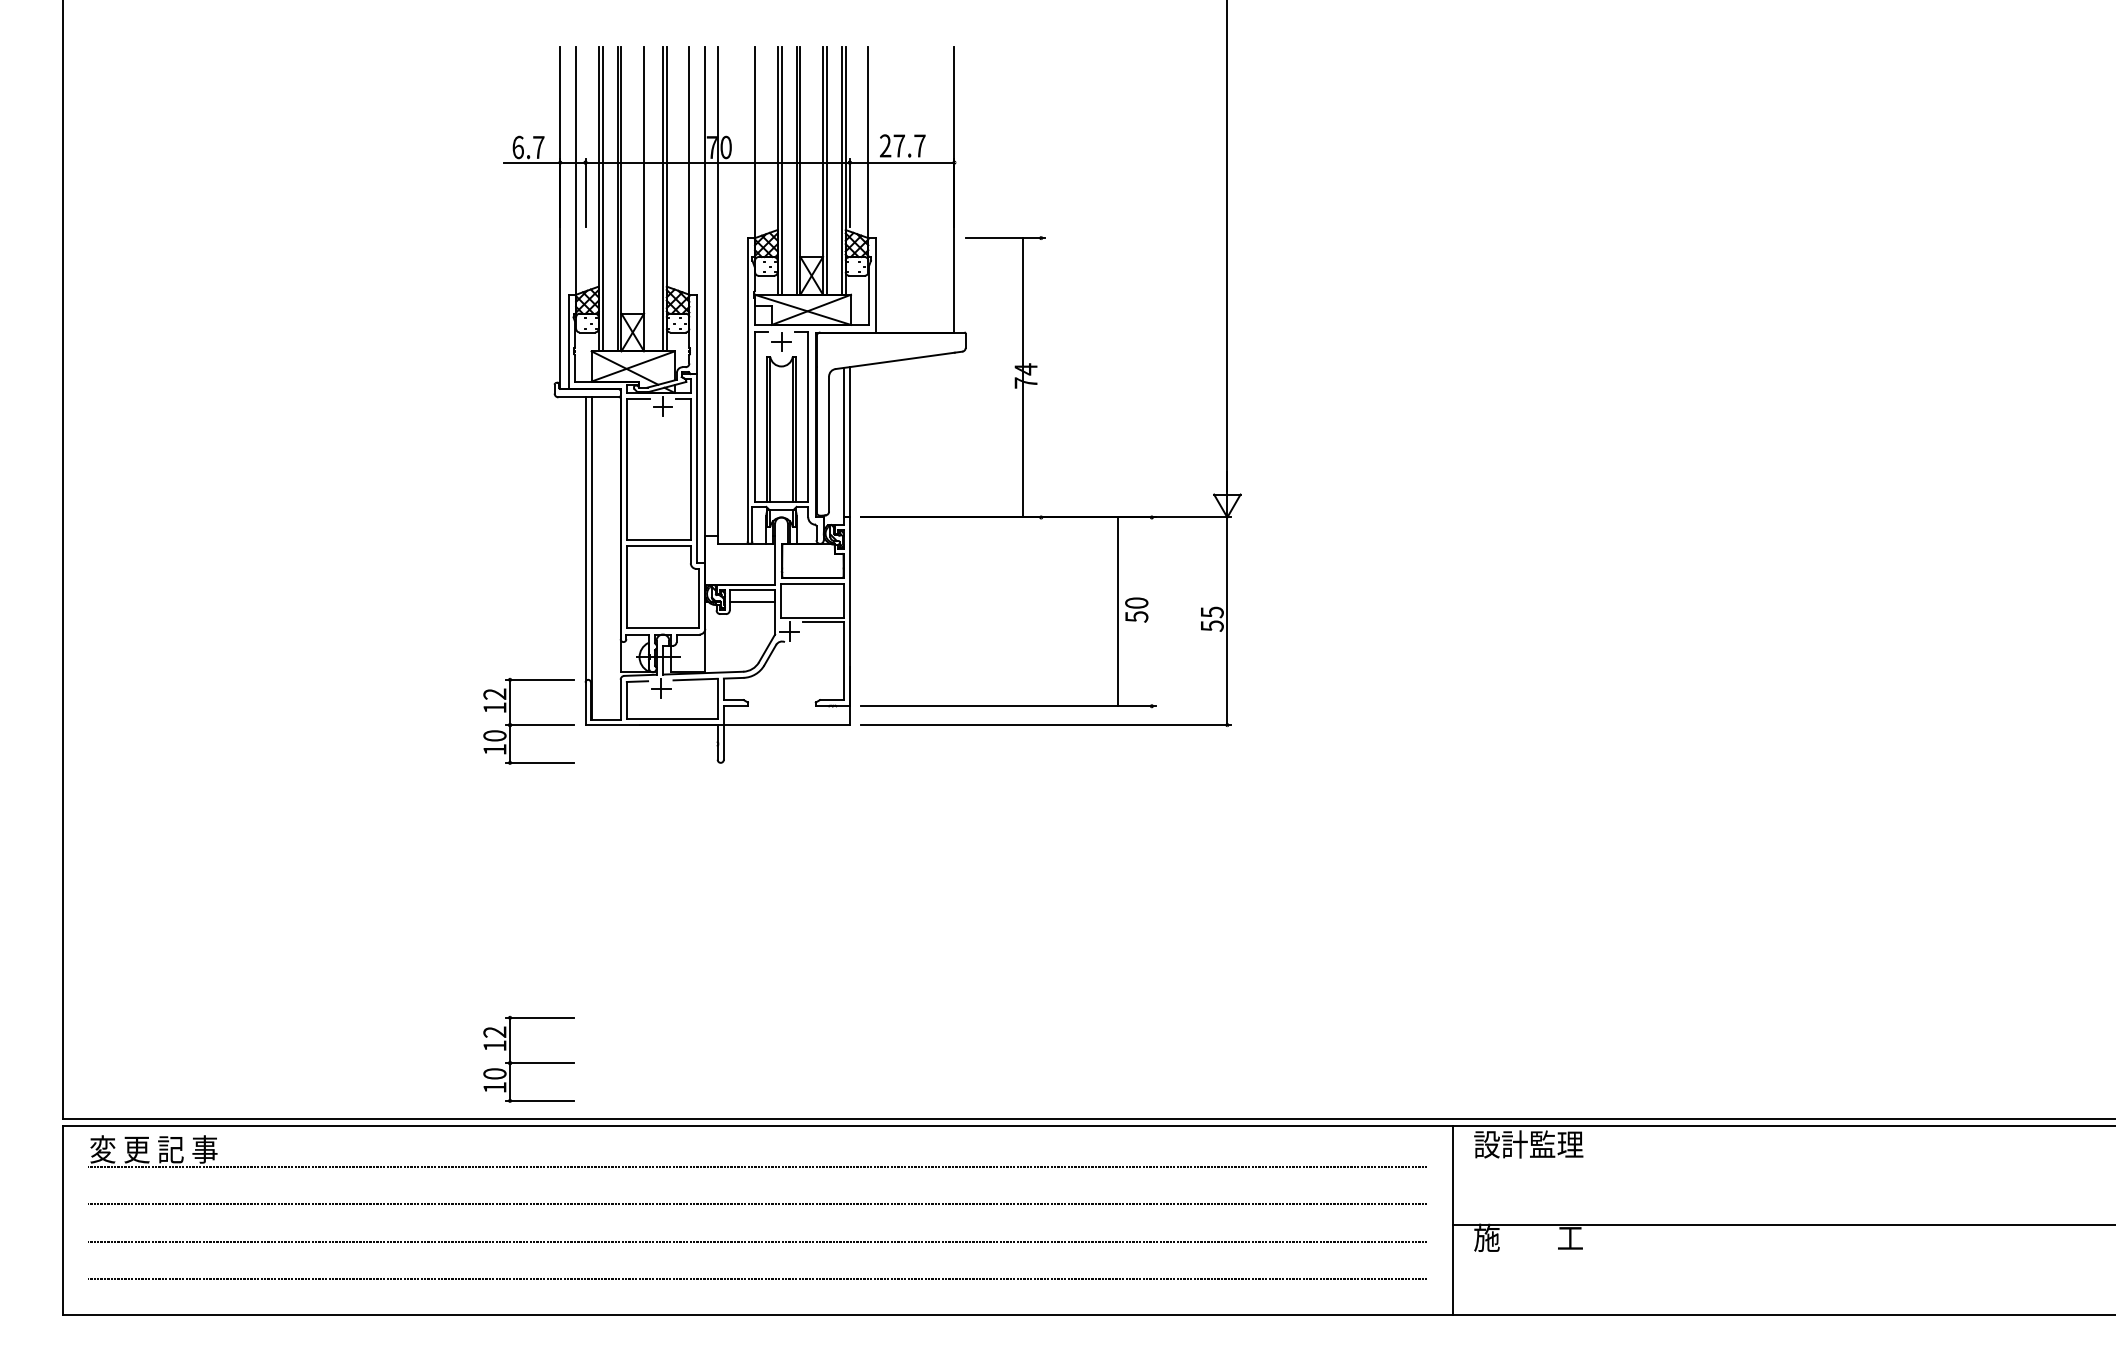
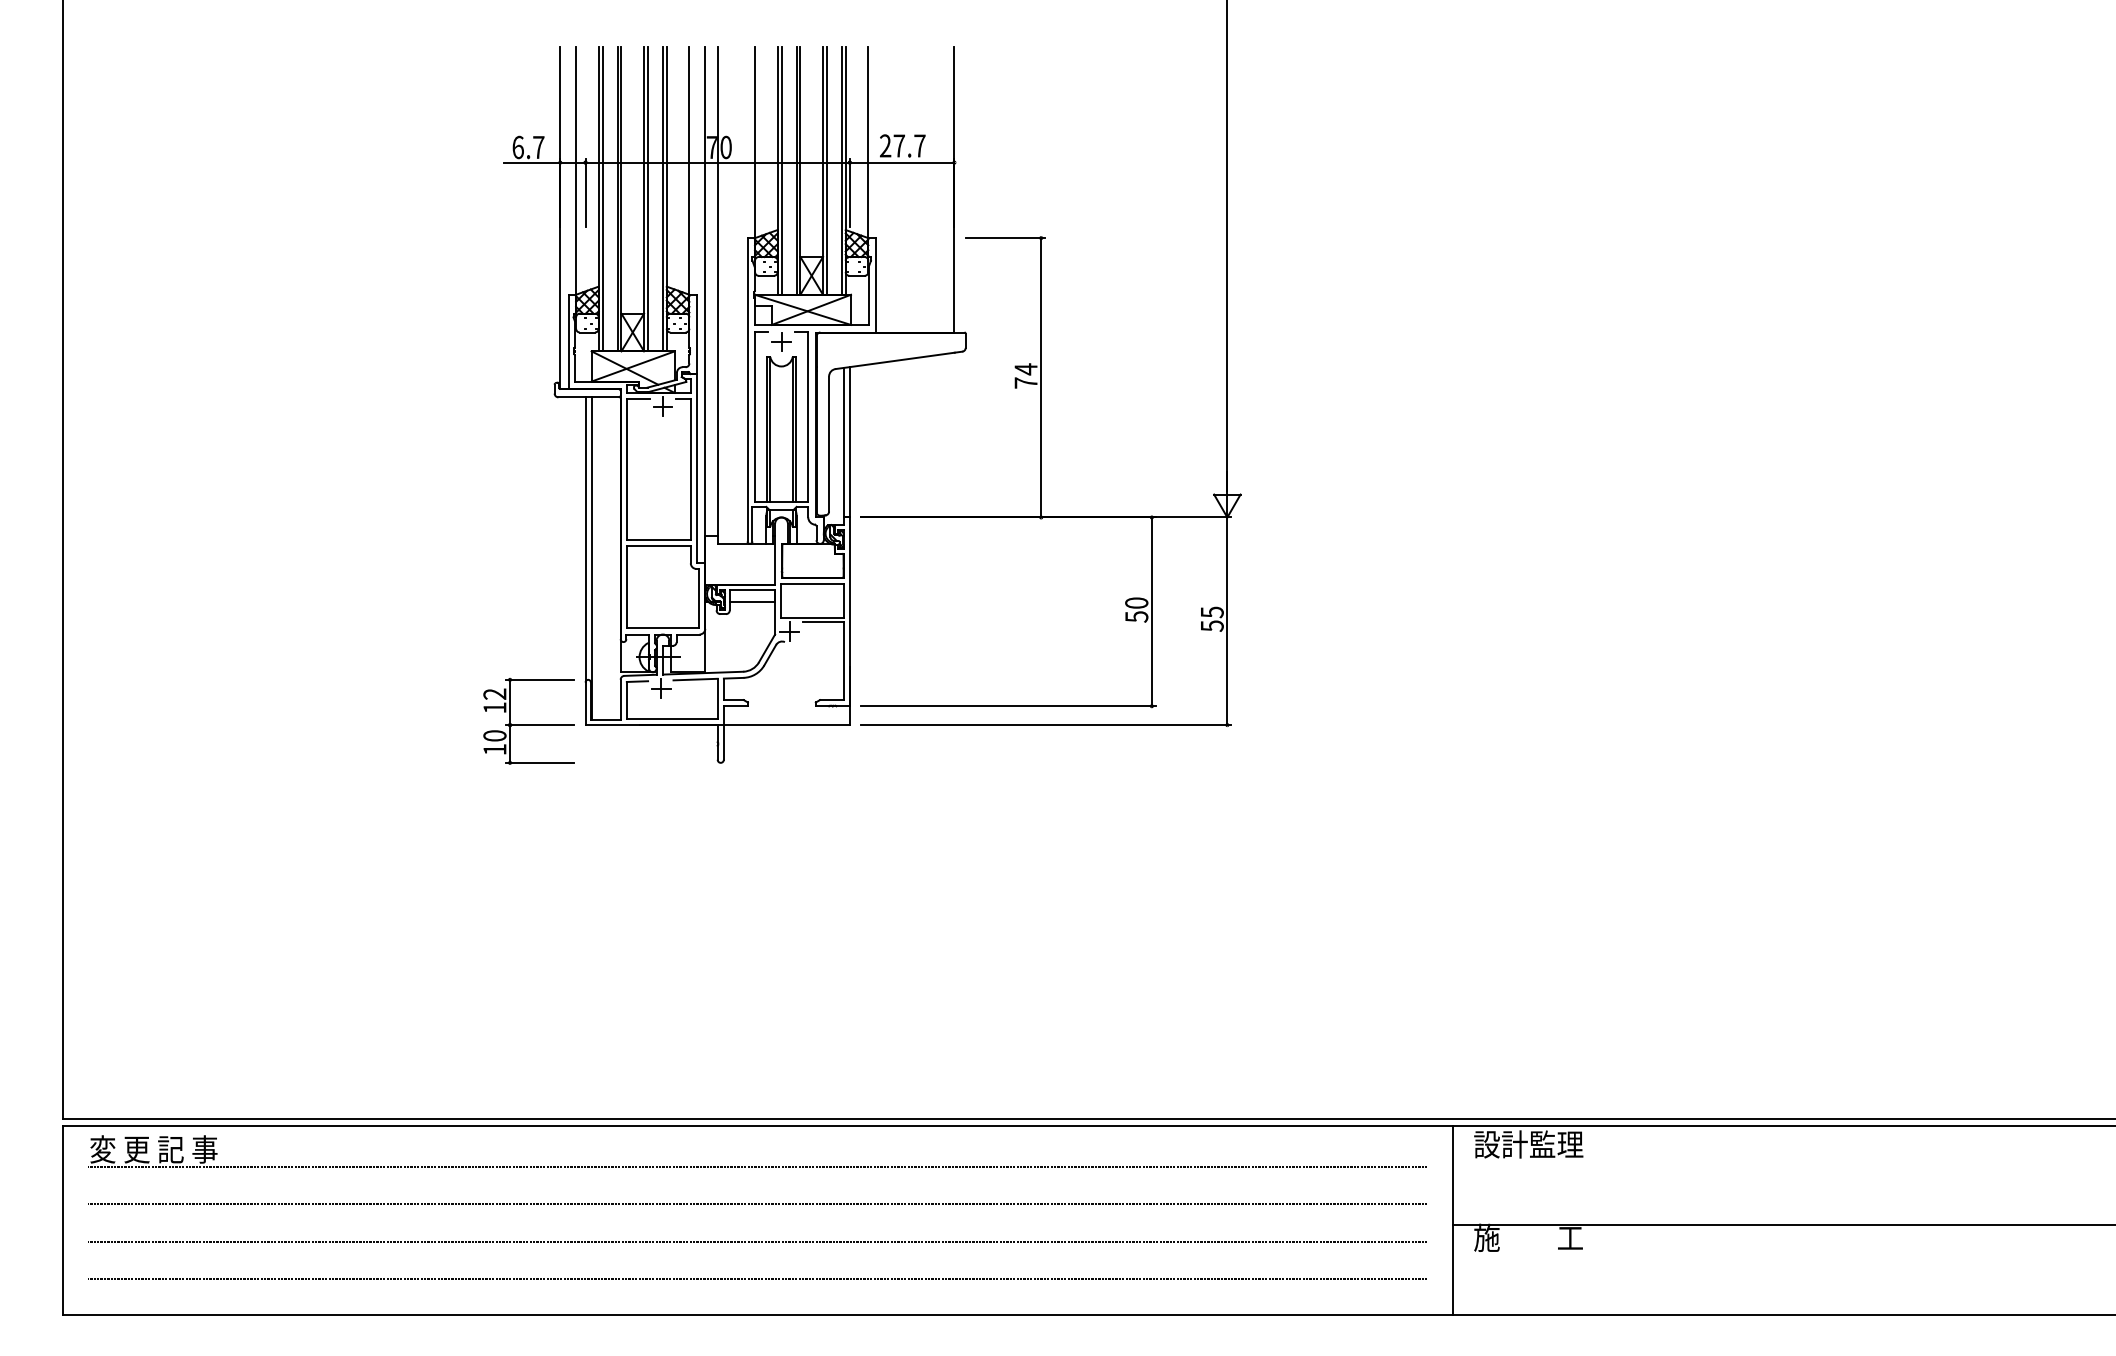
line: none -> present (647, 198)
line position: (1023, 377) -> (1041, 377) (1041, 377)
line position: (1117, 611) -> (1151, 611) (1151, 611)
part: present -> none (528, 1059)
